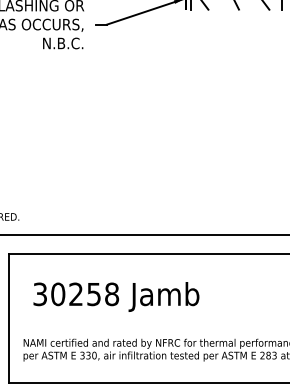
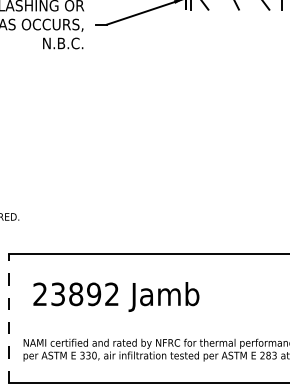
line: present -> none (144, 235)
text: 30258 -> 23892 (76, 294)
line: solid -> dashed (9, 318)
